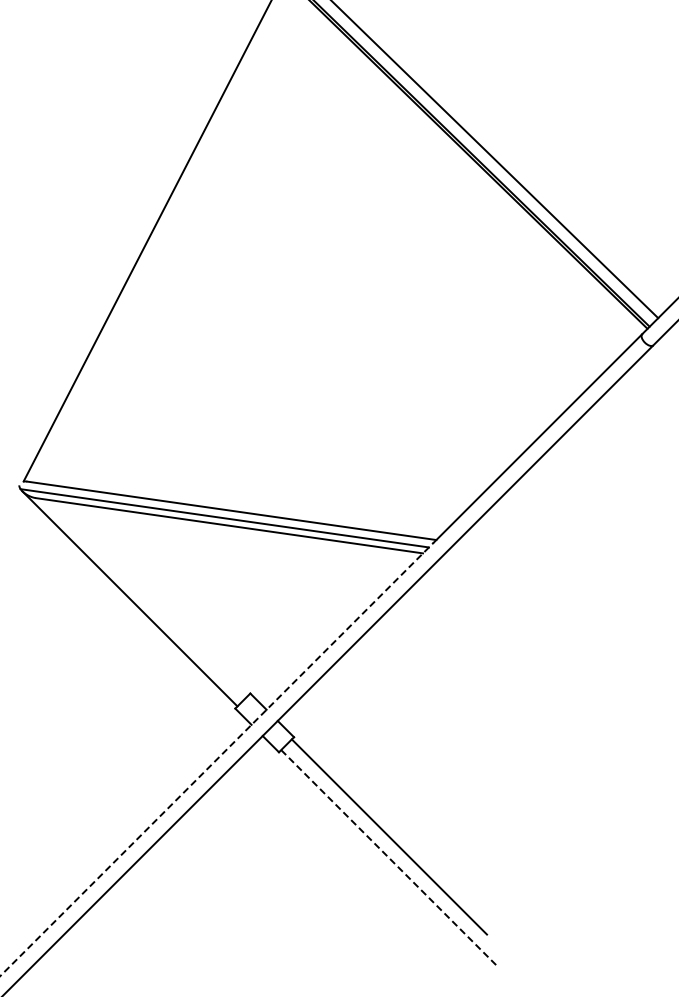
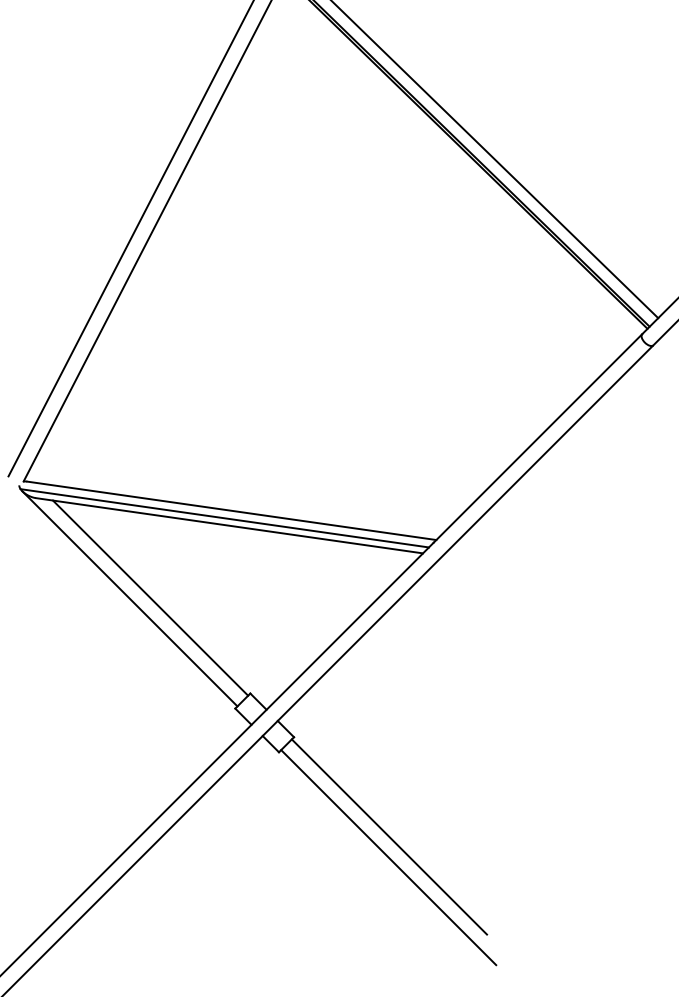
line: none -> present (130, 239)
line: none -> present (150, 597)
line: dashed -> solid (217, 758)
line: dashed -> solid (389, 857)
